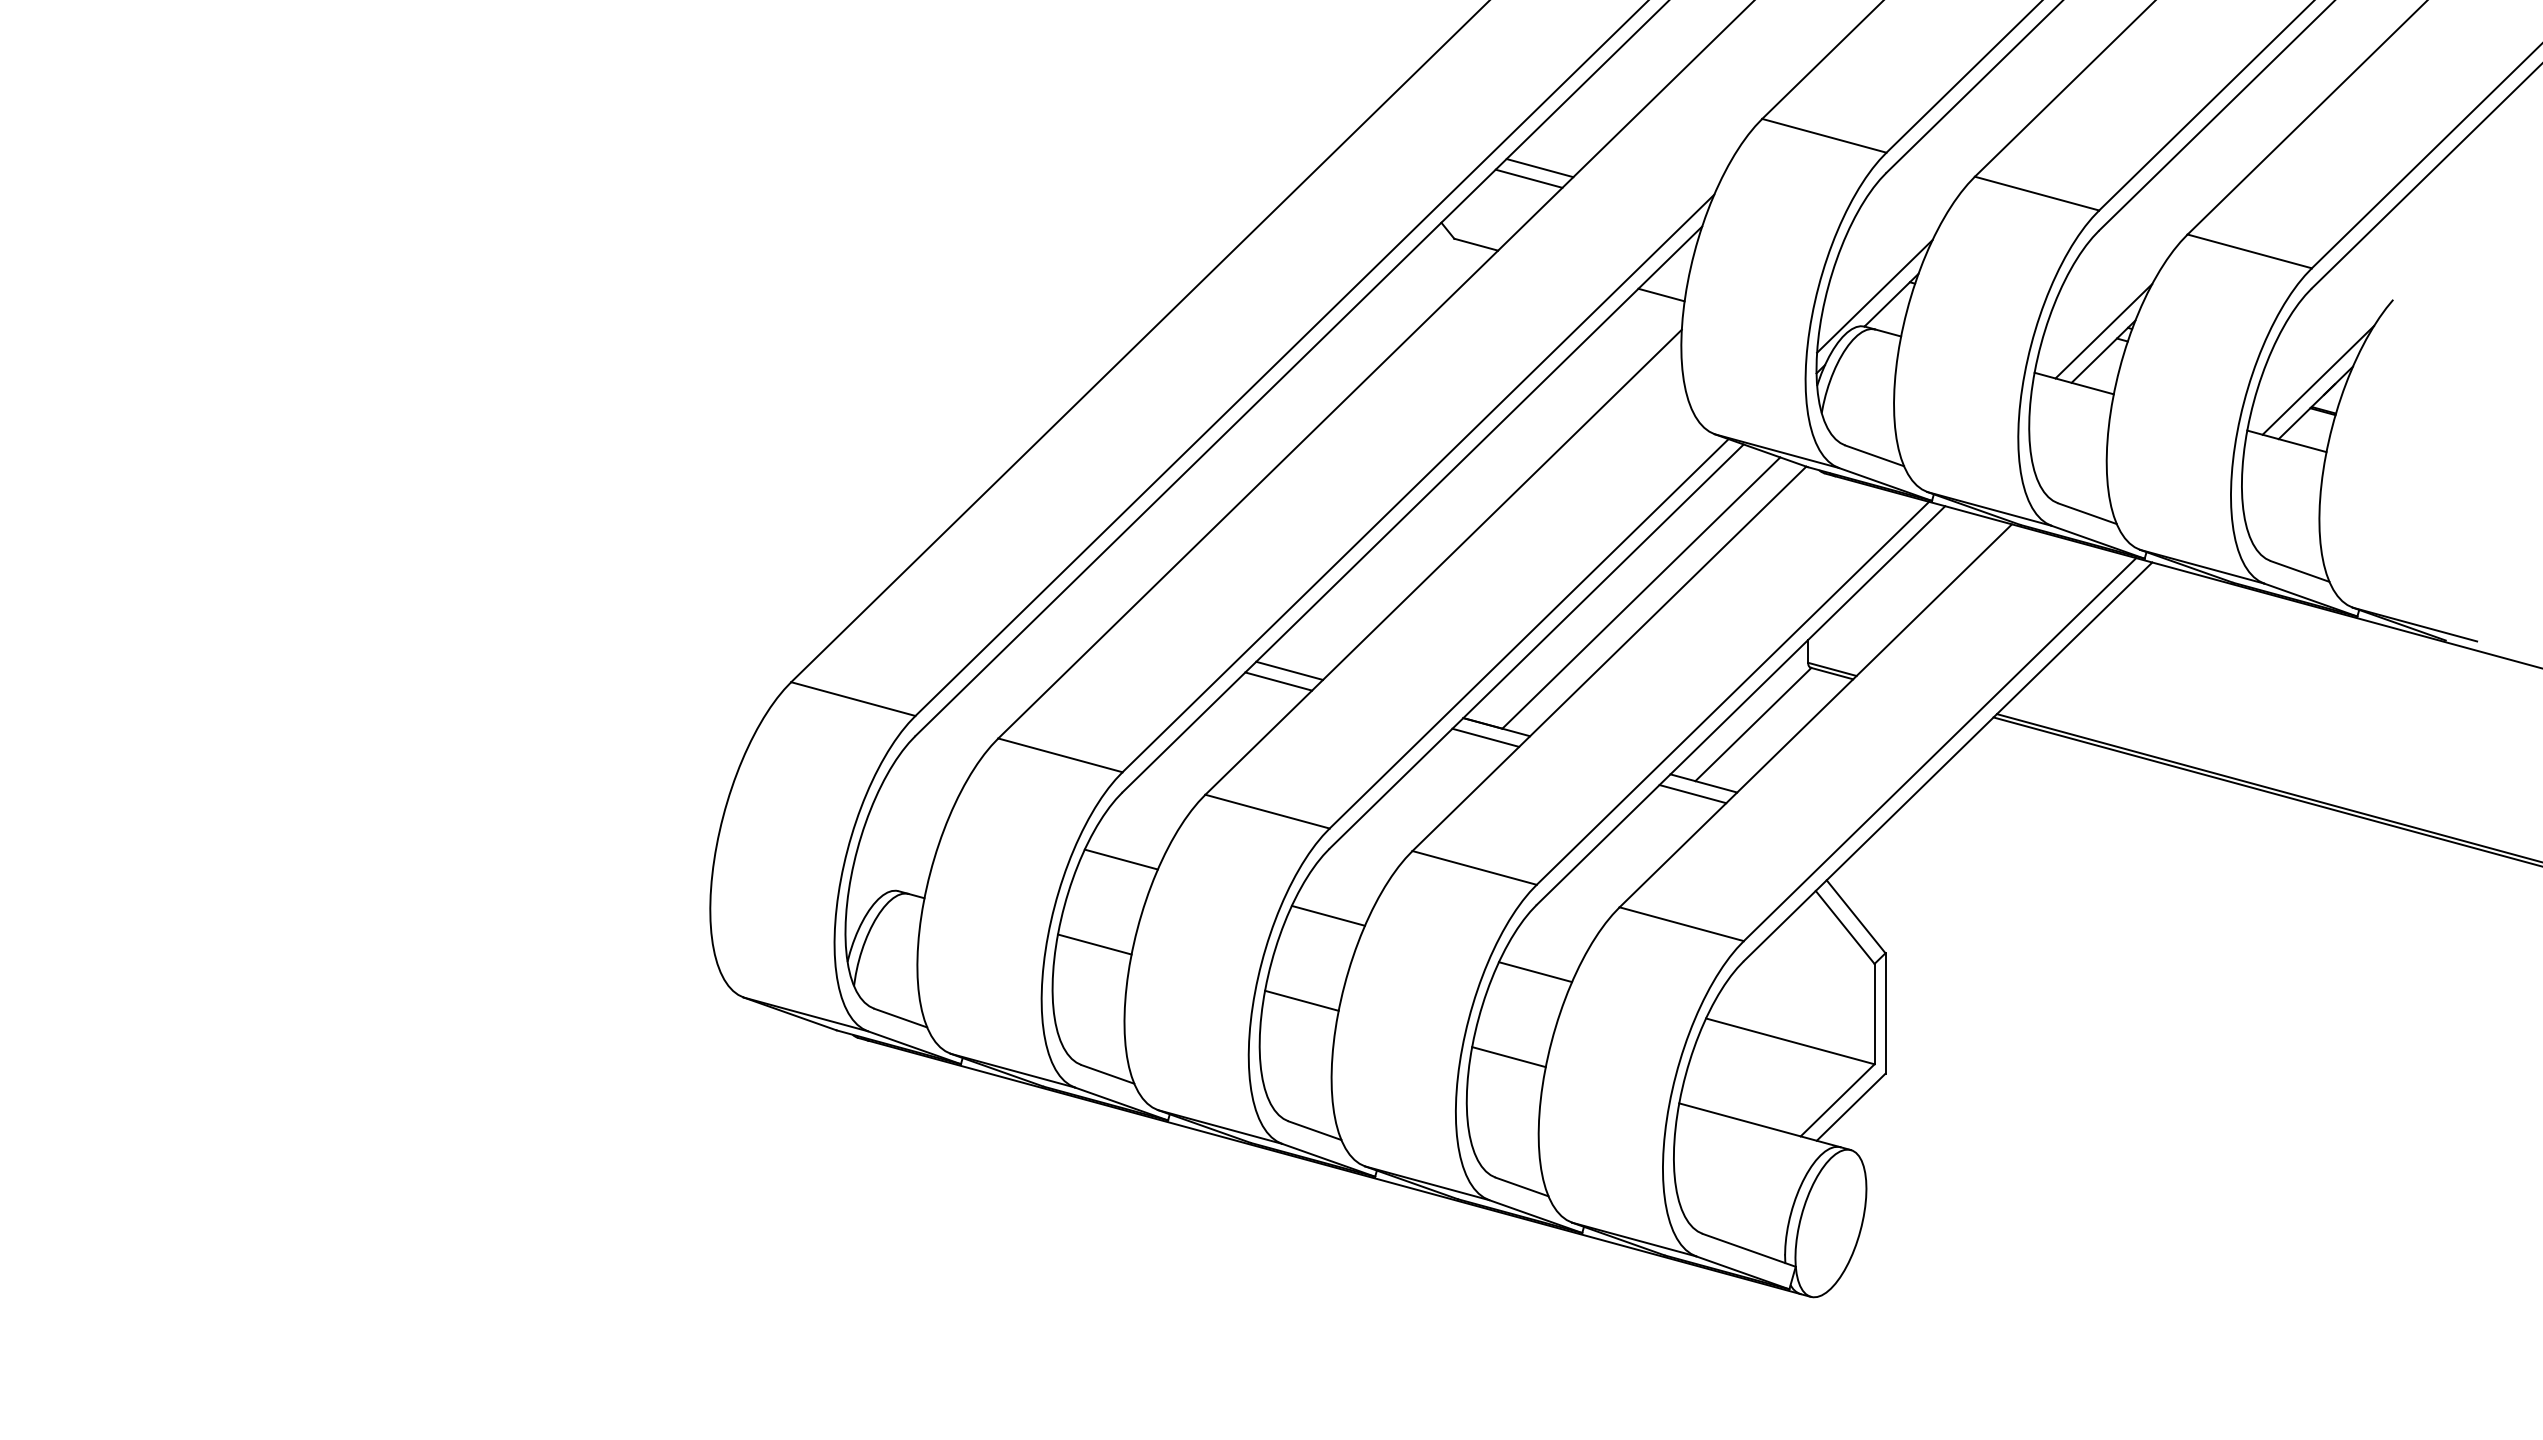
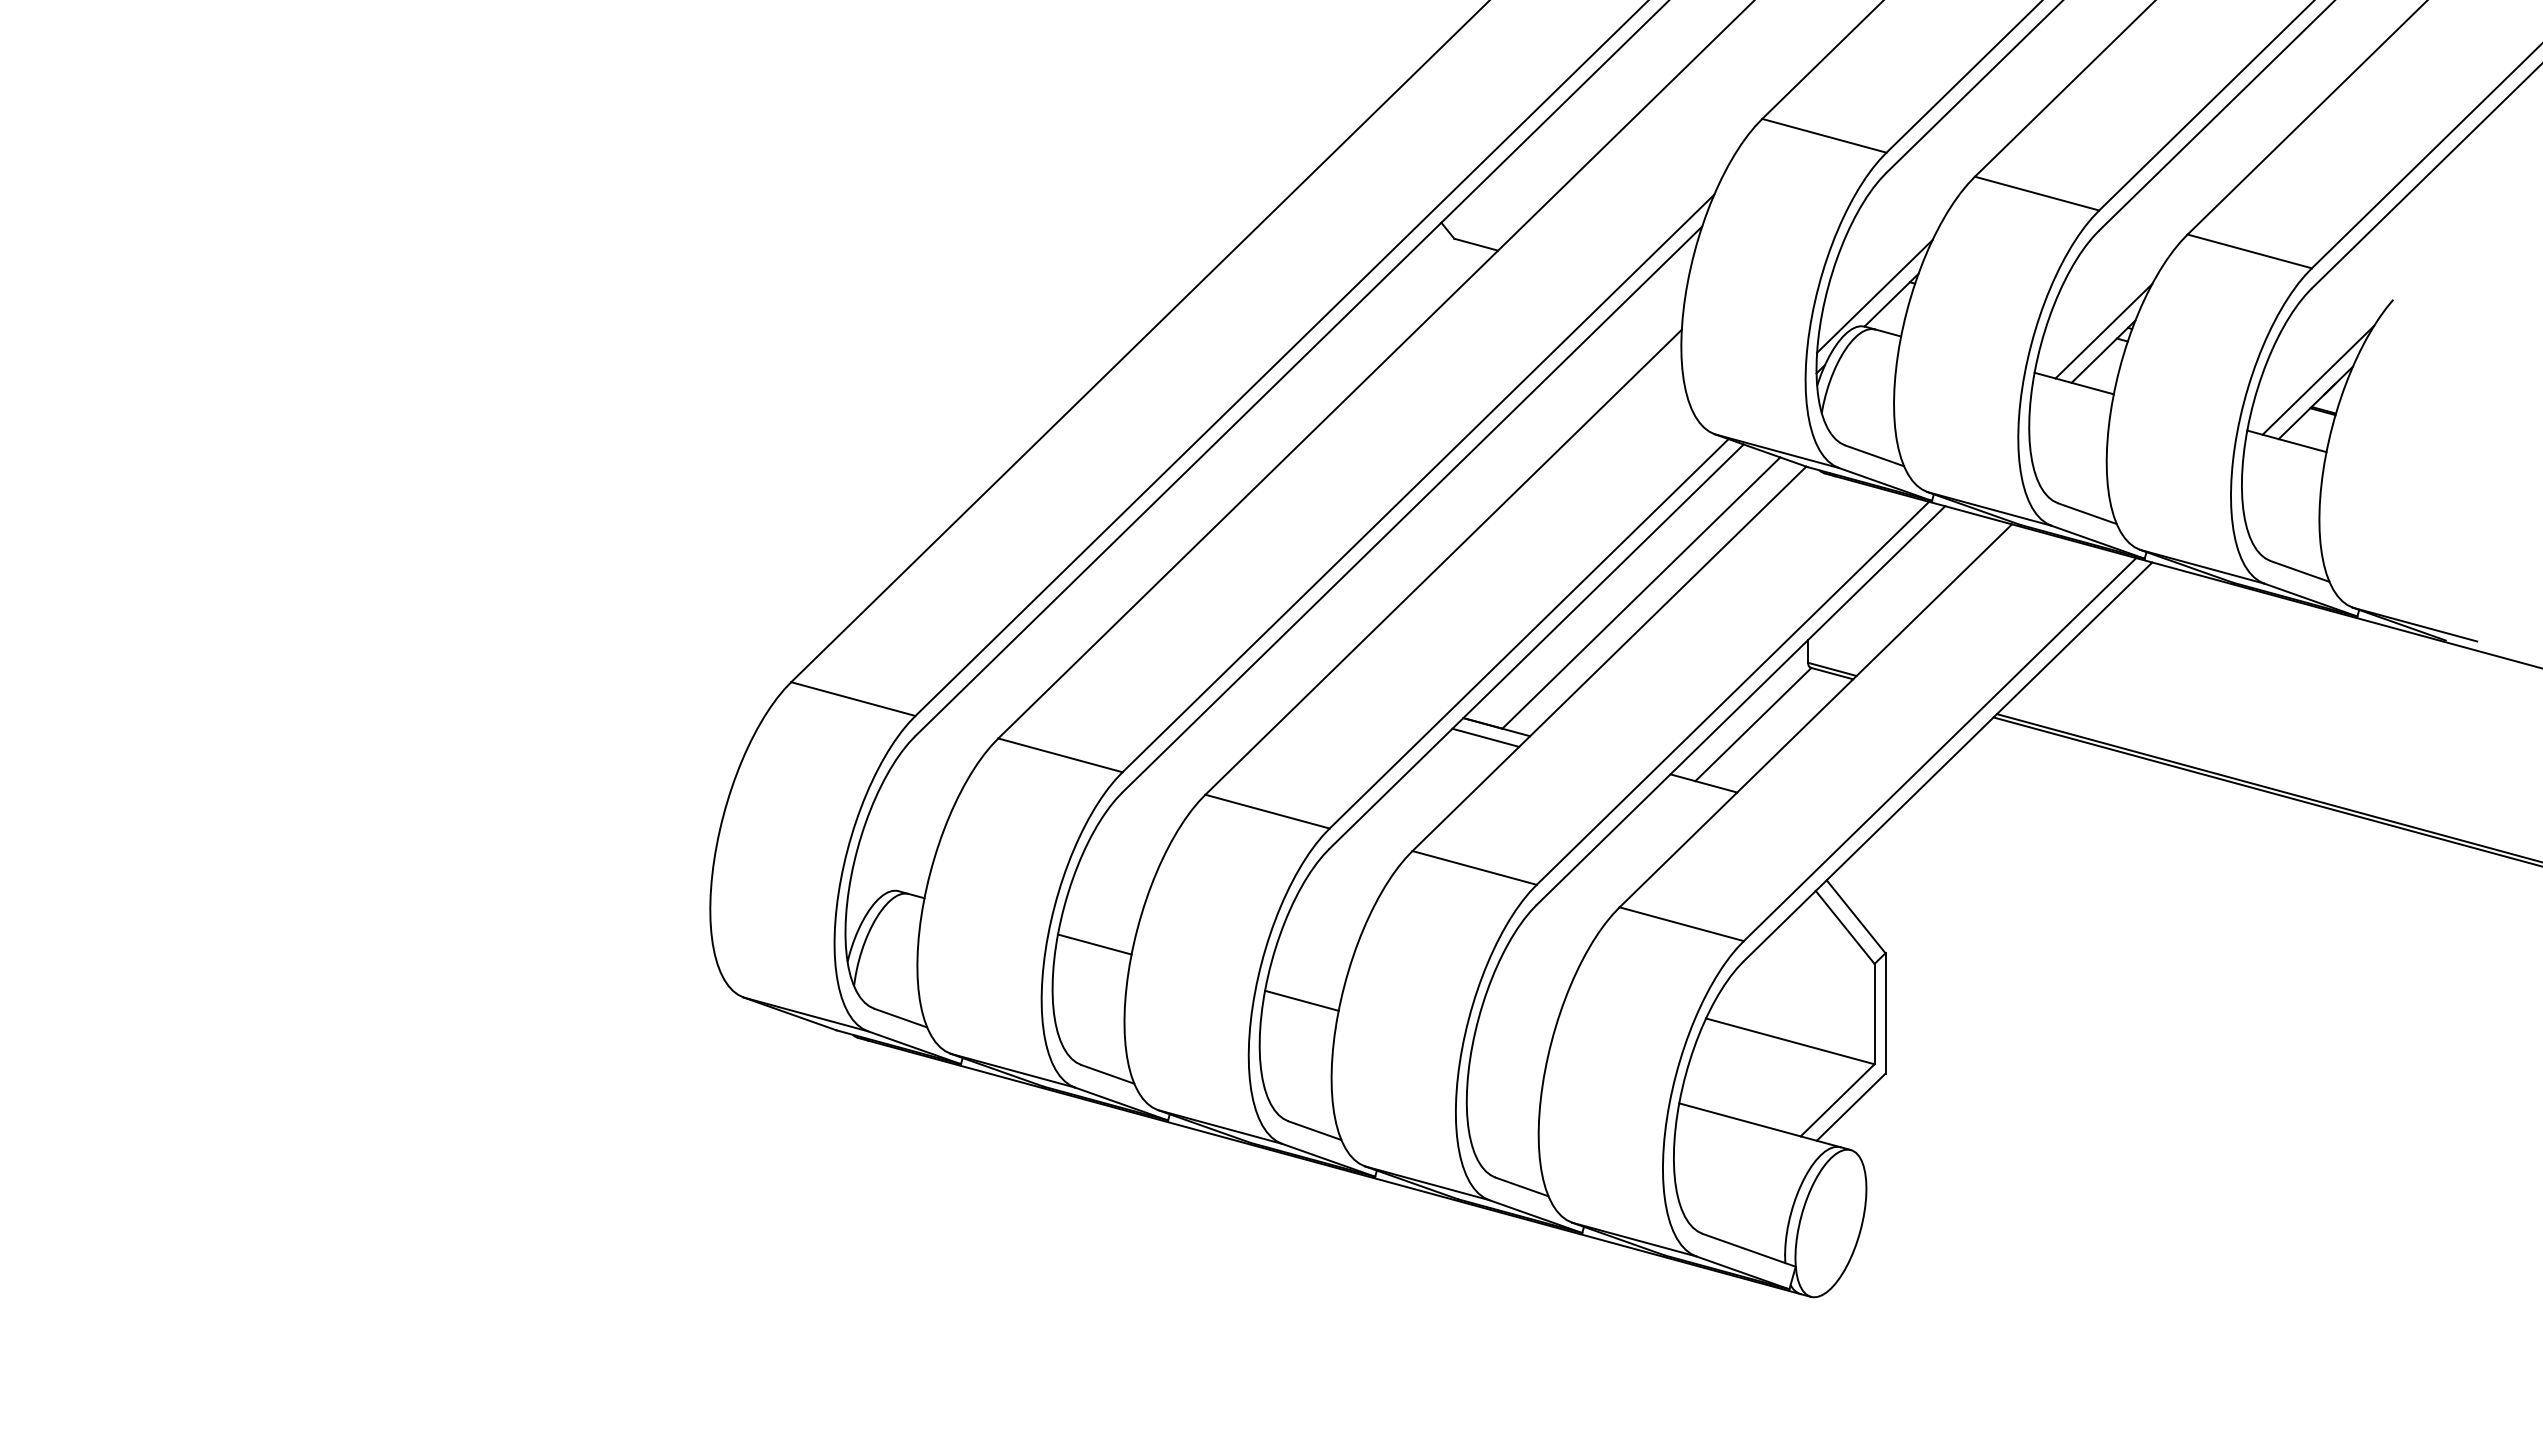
line: present -> none (1539, 168)
line: present -> none (1528, 178)
line: present -> none (1661, 294)
line: present -> none (1289, 670)
line: present -> none (1278, 681)
line: present -> none (1692, 794)
line: present -> none (1120, 859)
line: present -> none (1327, 915)
line: present -> none (1535, 972)
line: present -> none (1508, 1057)
